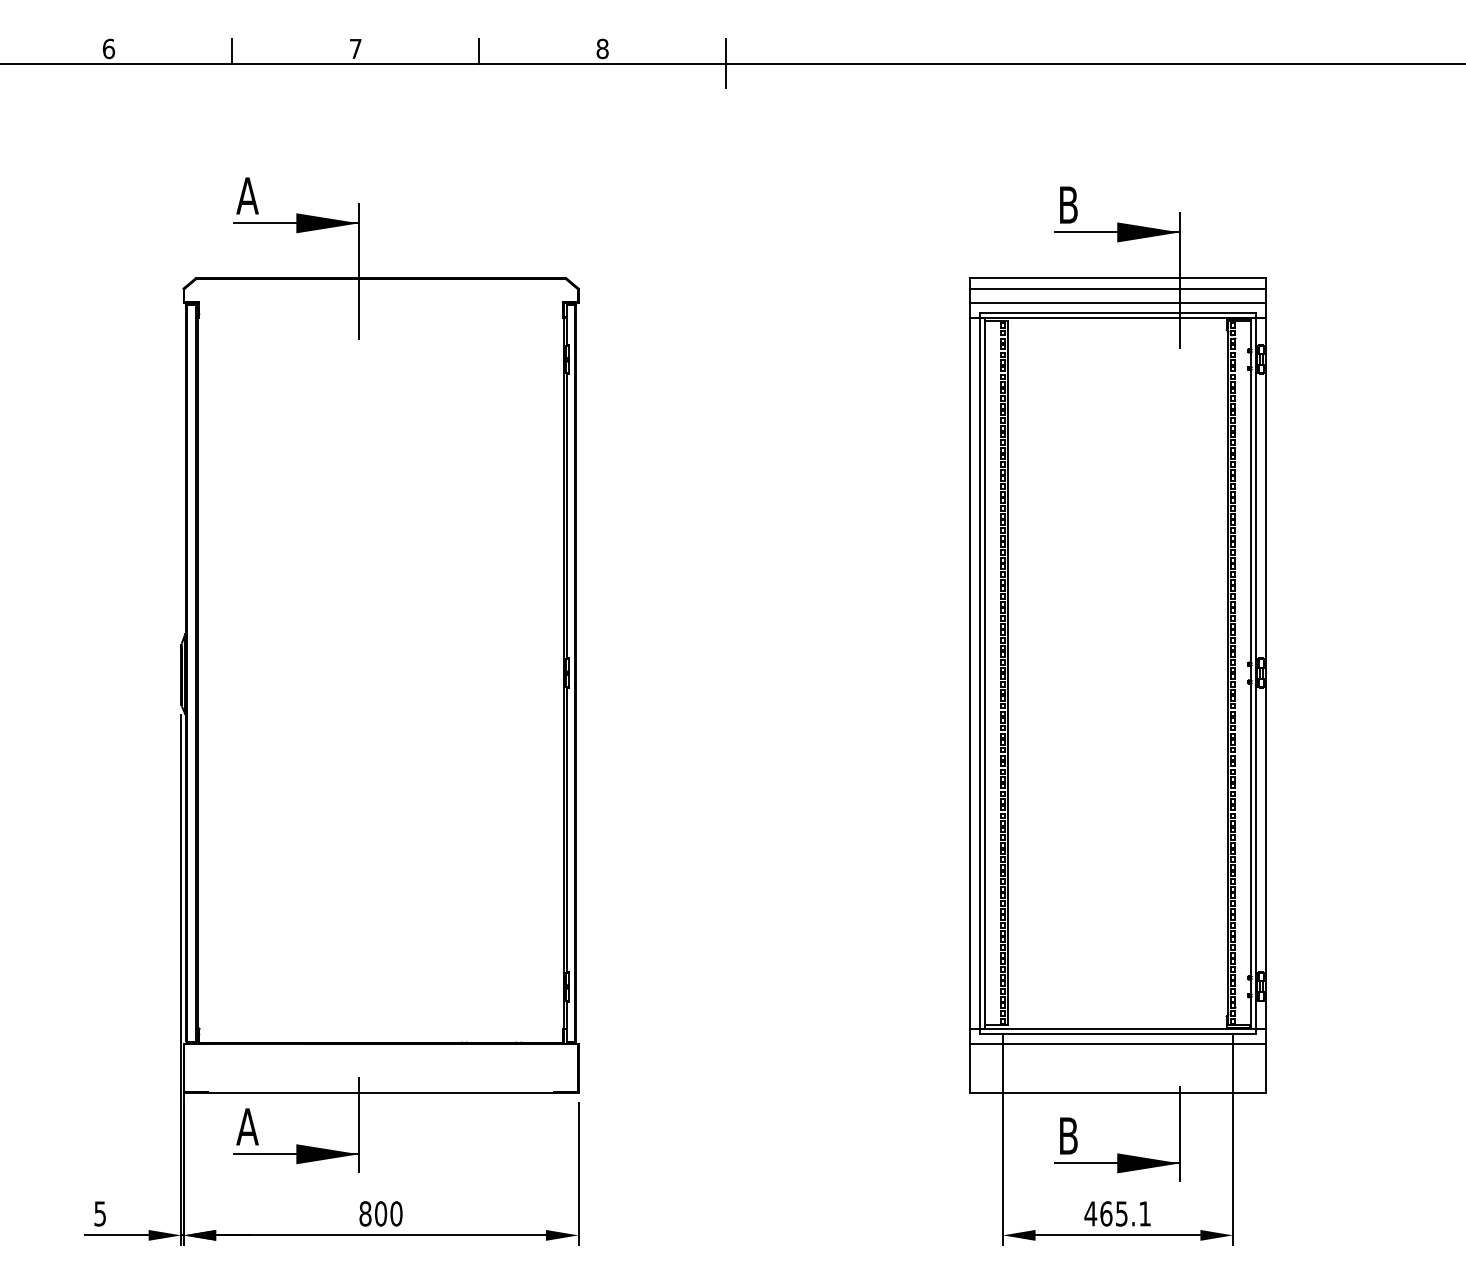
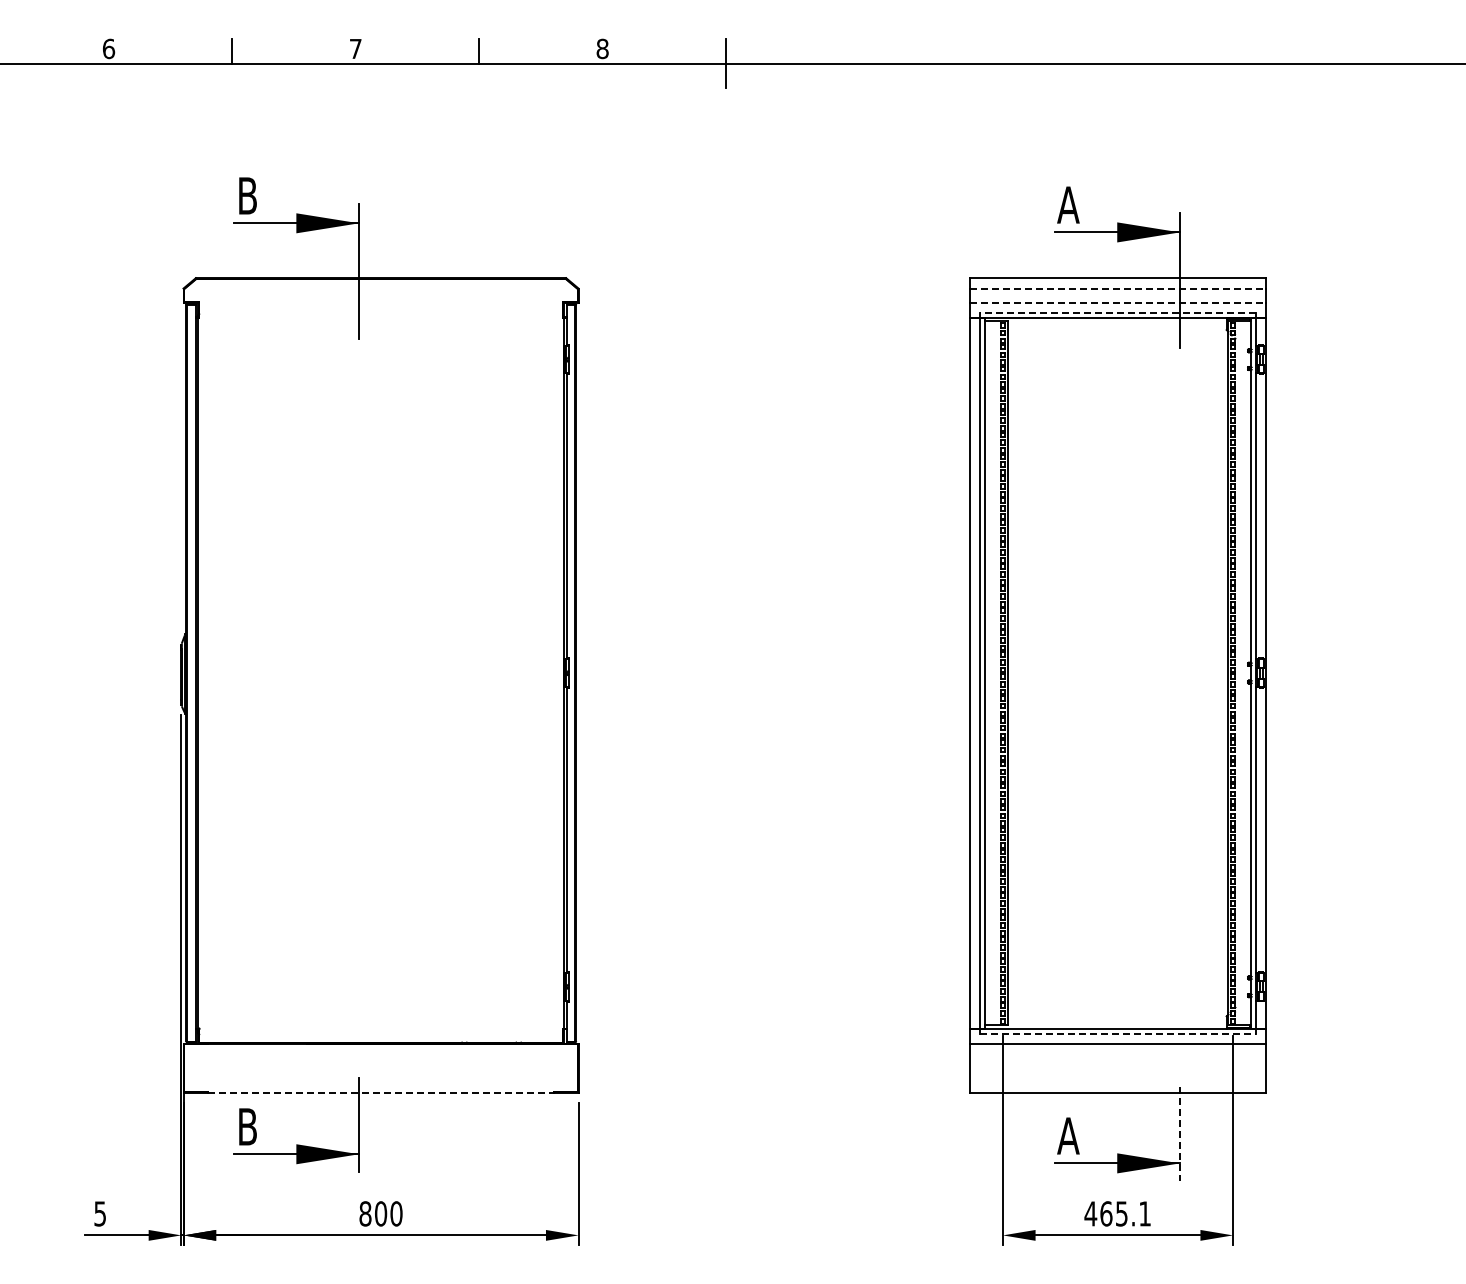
text: A -> B (247, 195)
text: B -> A (1068, 204)
line: solid -> dashed (1118, 288)
line: solid -> dashed (1118, 302)
line: solid -> dashed (1117, 312)
line: solid -> dashed (1118, 1033)
line: solid -> dashed (381, 1092)
text: A -> B (247, 1126)
line: solid -> dashed (1179, 1133)
text: B -> A (1068, 1135)
